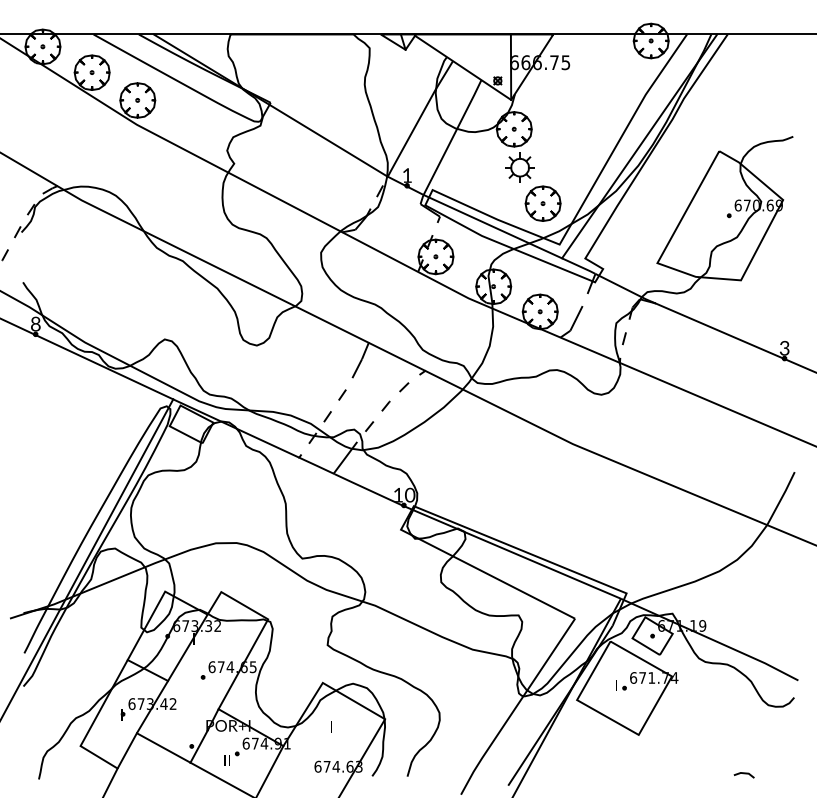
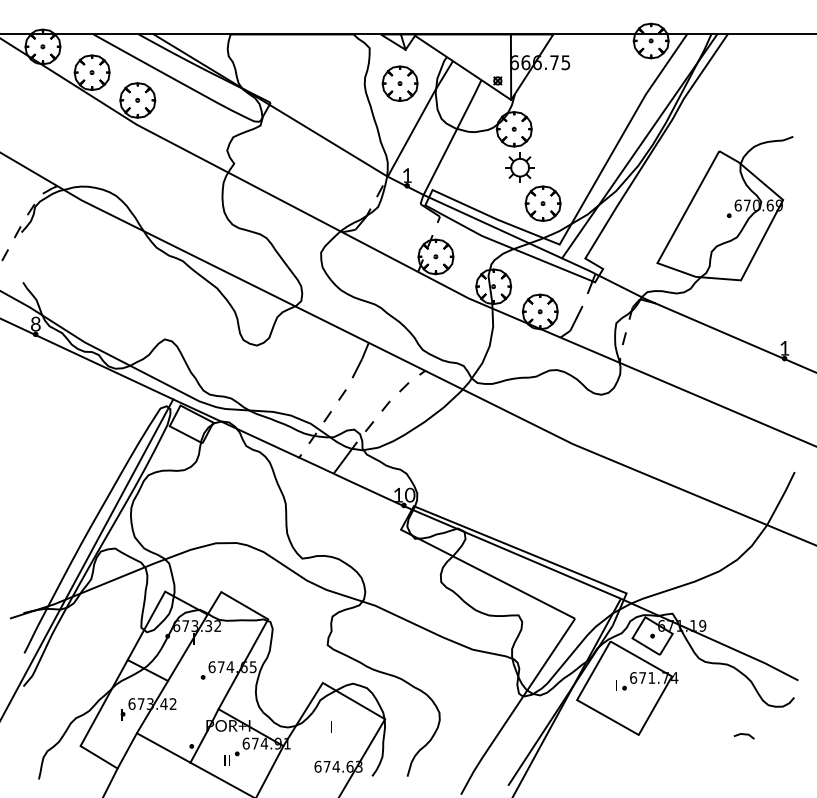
part: none -> present (399, 83)
text: 3 -> 1 (784, 347)
line position: (743, 774) -> (743, 735) (743, 735)
